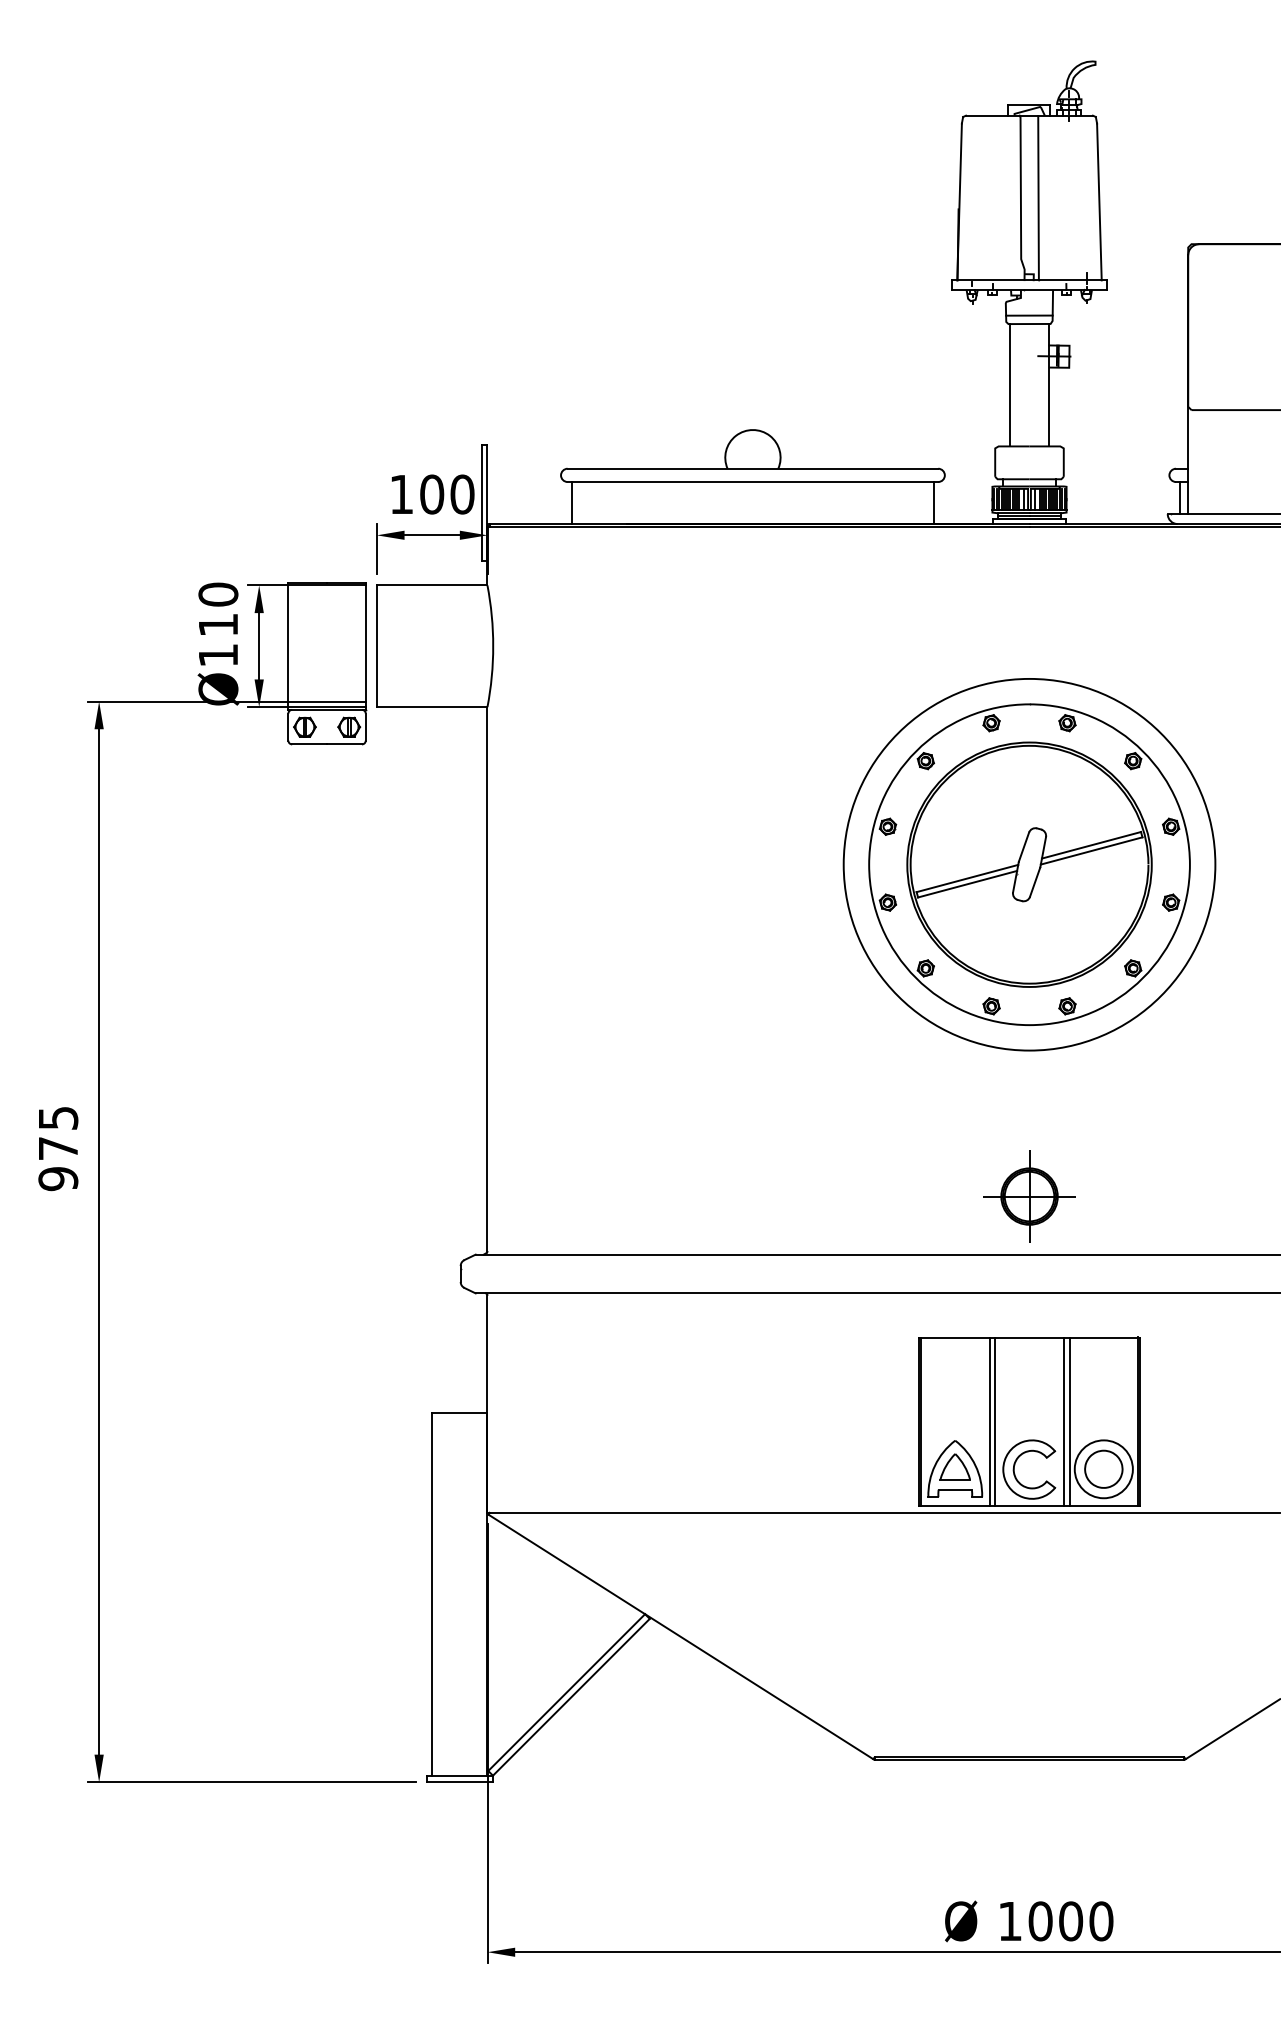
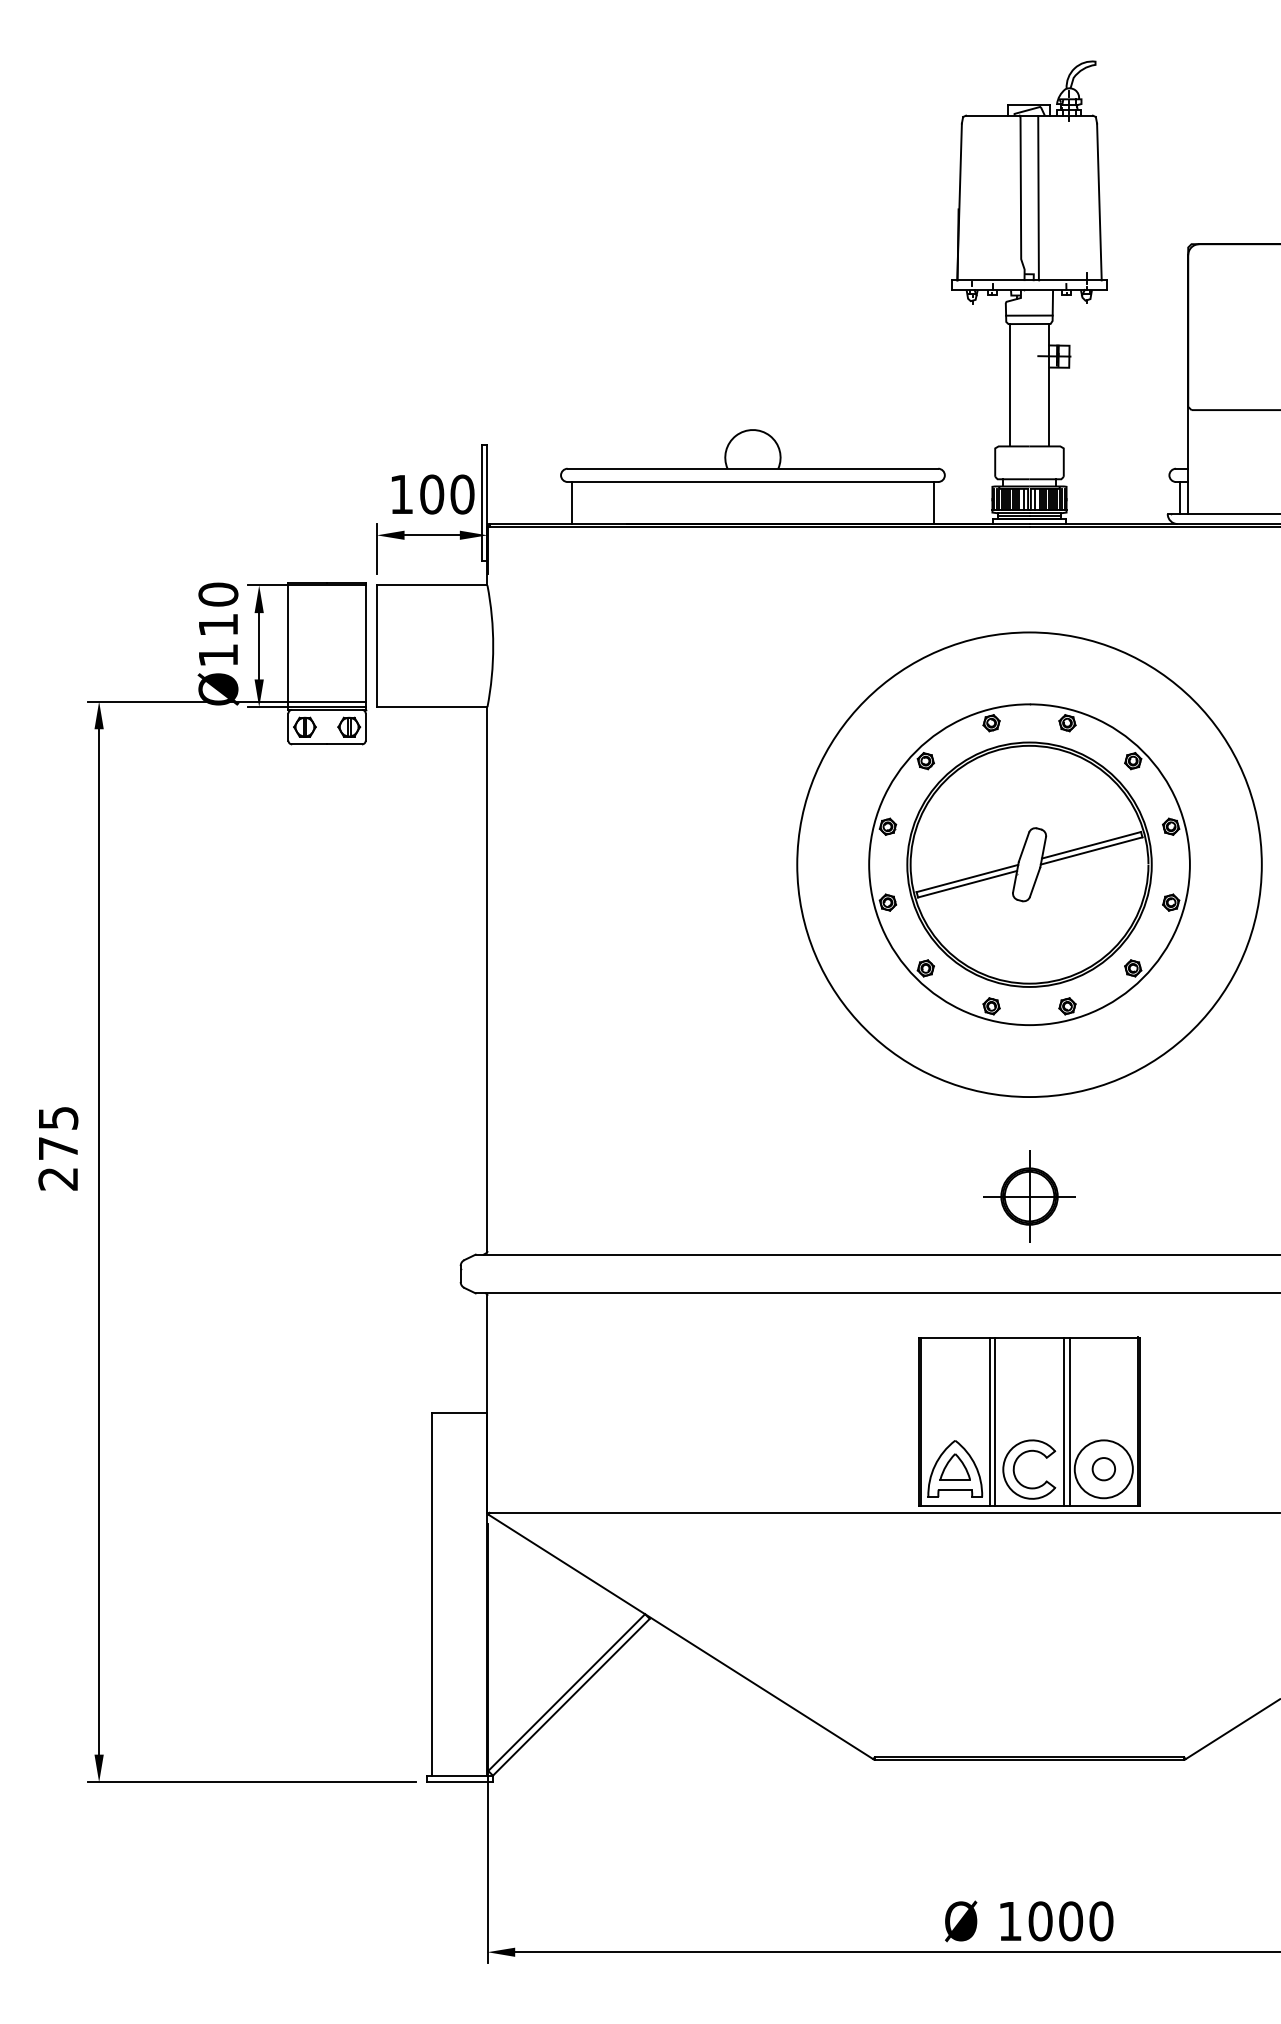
circle diameter: 372 px -> 465 px (1029, 864)
text: 975 -> 275 (58, 1179)
part size: 40x40 px -> 25x25 px (1103, 1469)
